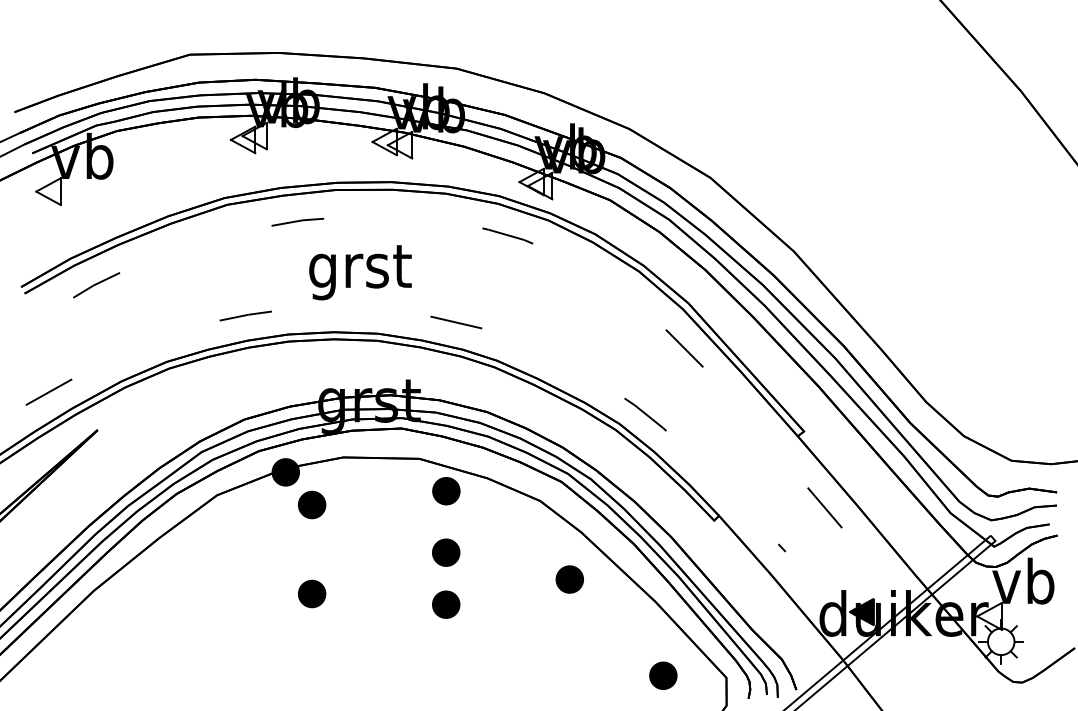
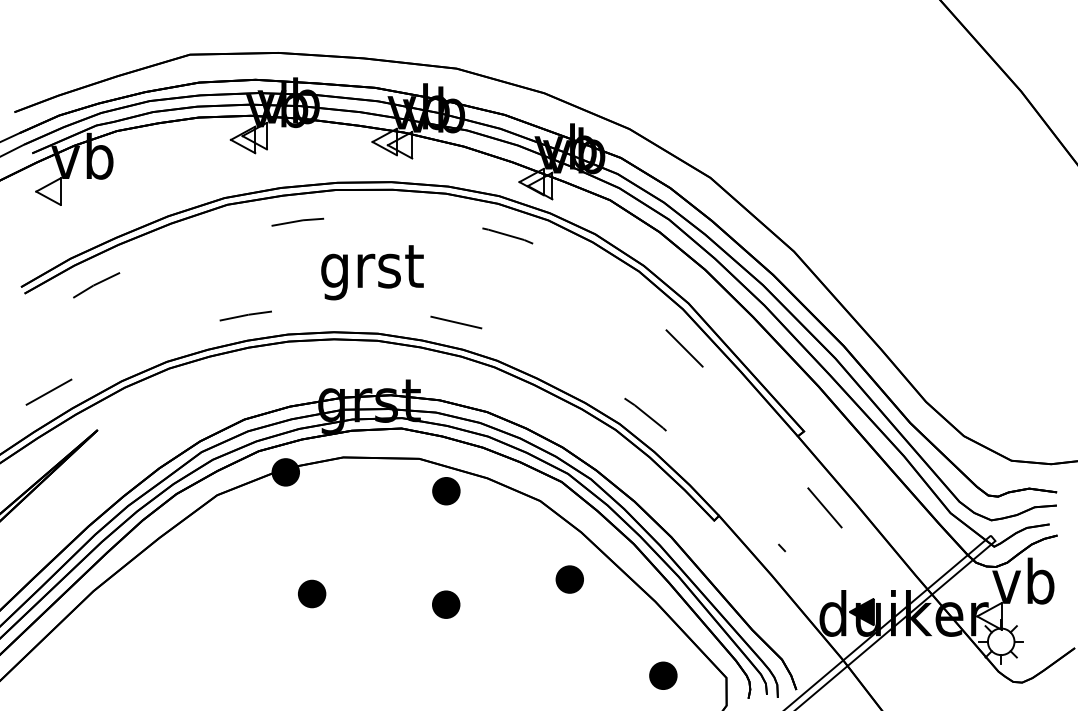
text position: (360, 272) -> (372, 272) (372, 272)
part: present -> none (312, 504)
part: present -> none (446, 552)
